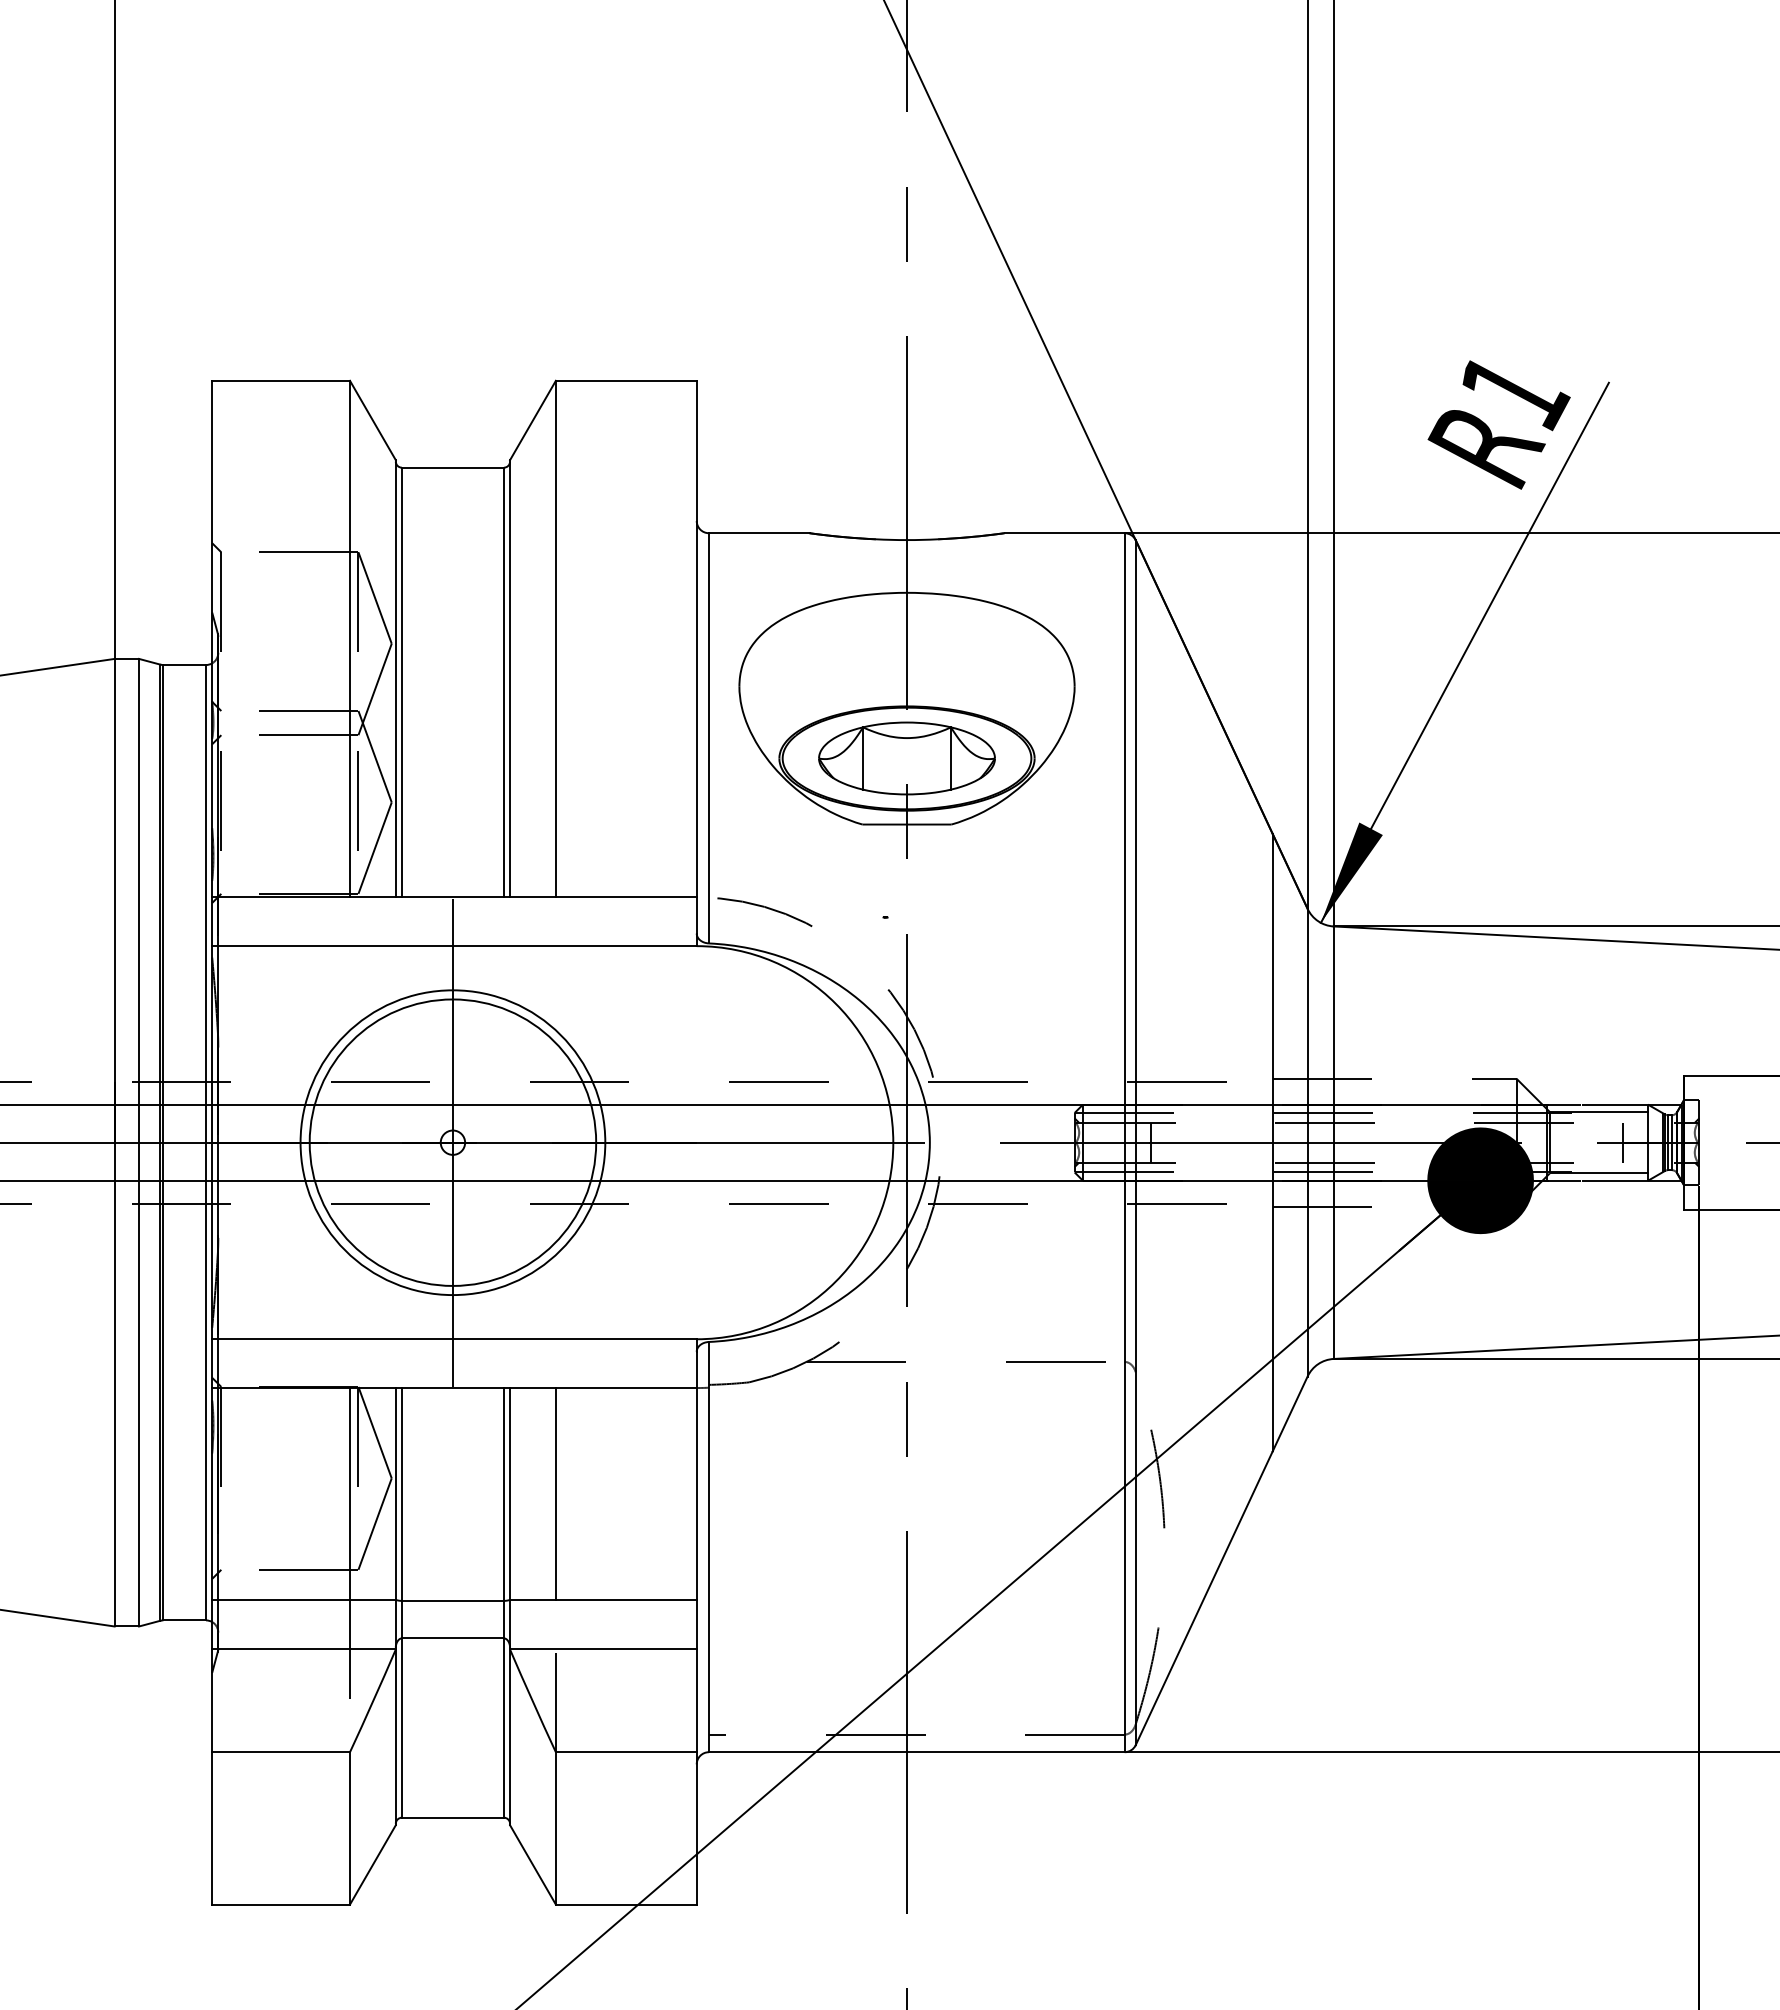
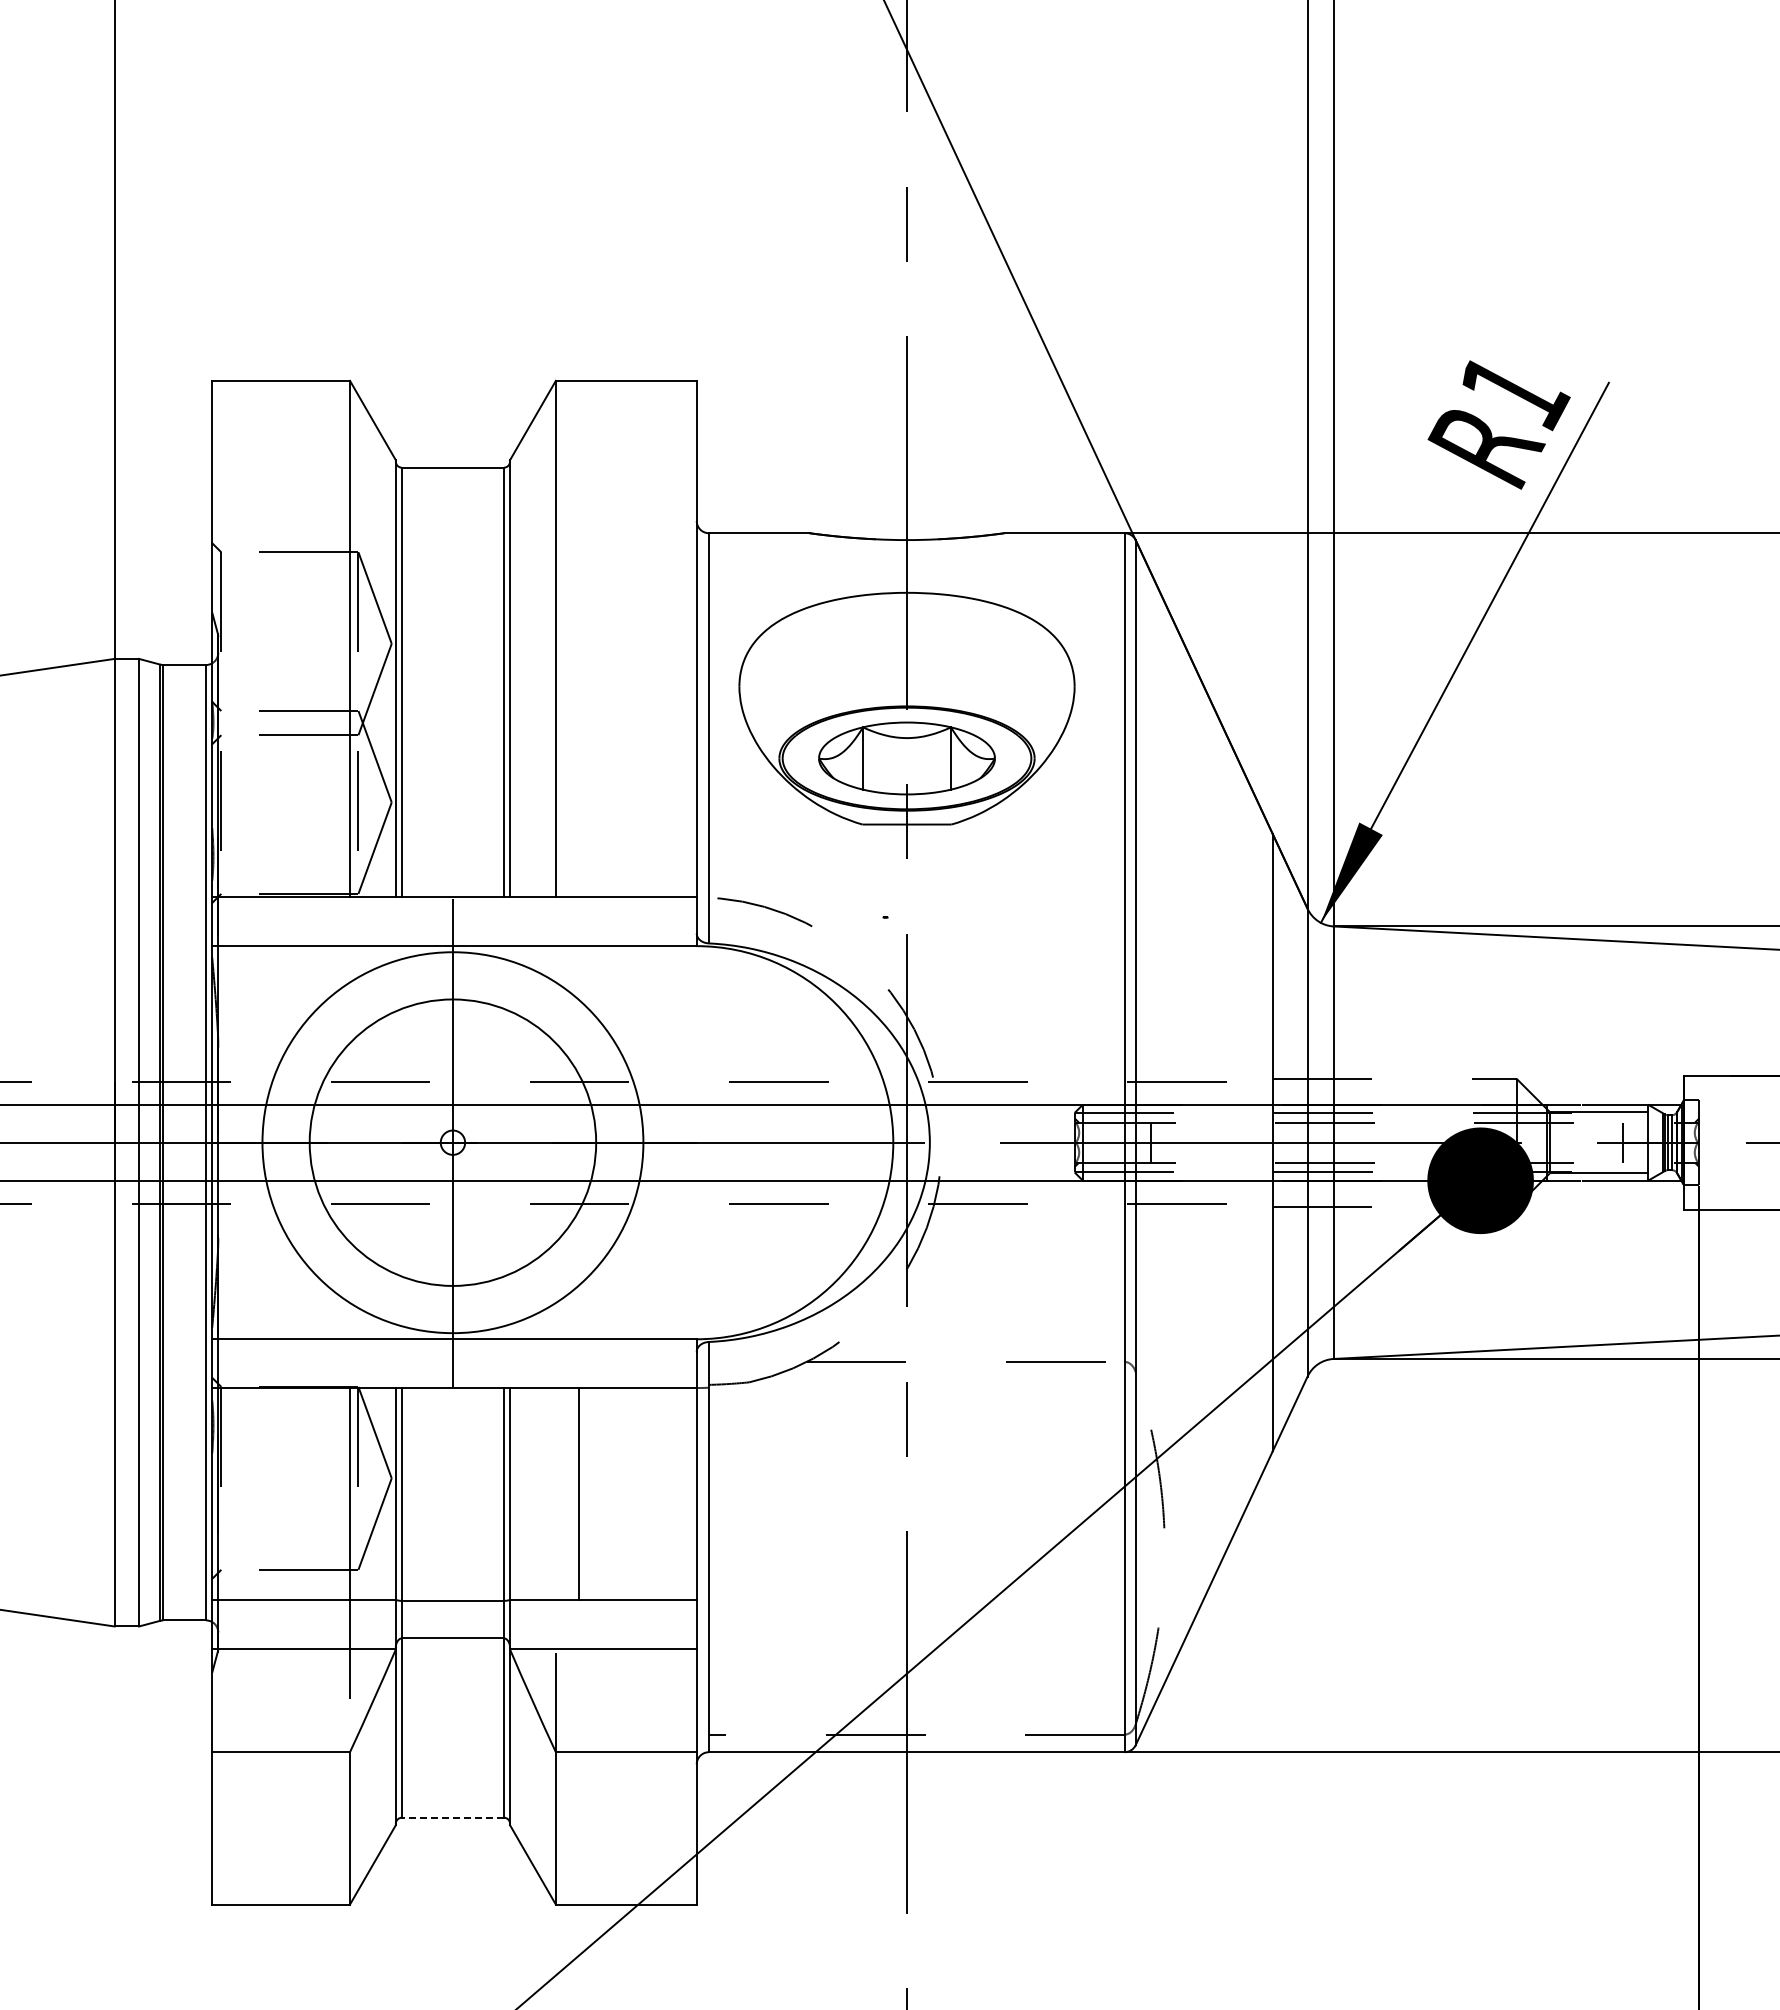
circle diameter: 305 px -> 381 px (452, 1142)
line position: (555, 1493) -> (578, 1493) (578, 1493)
line: solid -> dashed (452, 1817)
